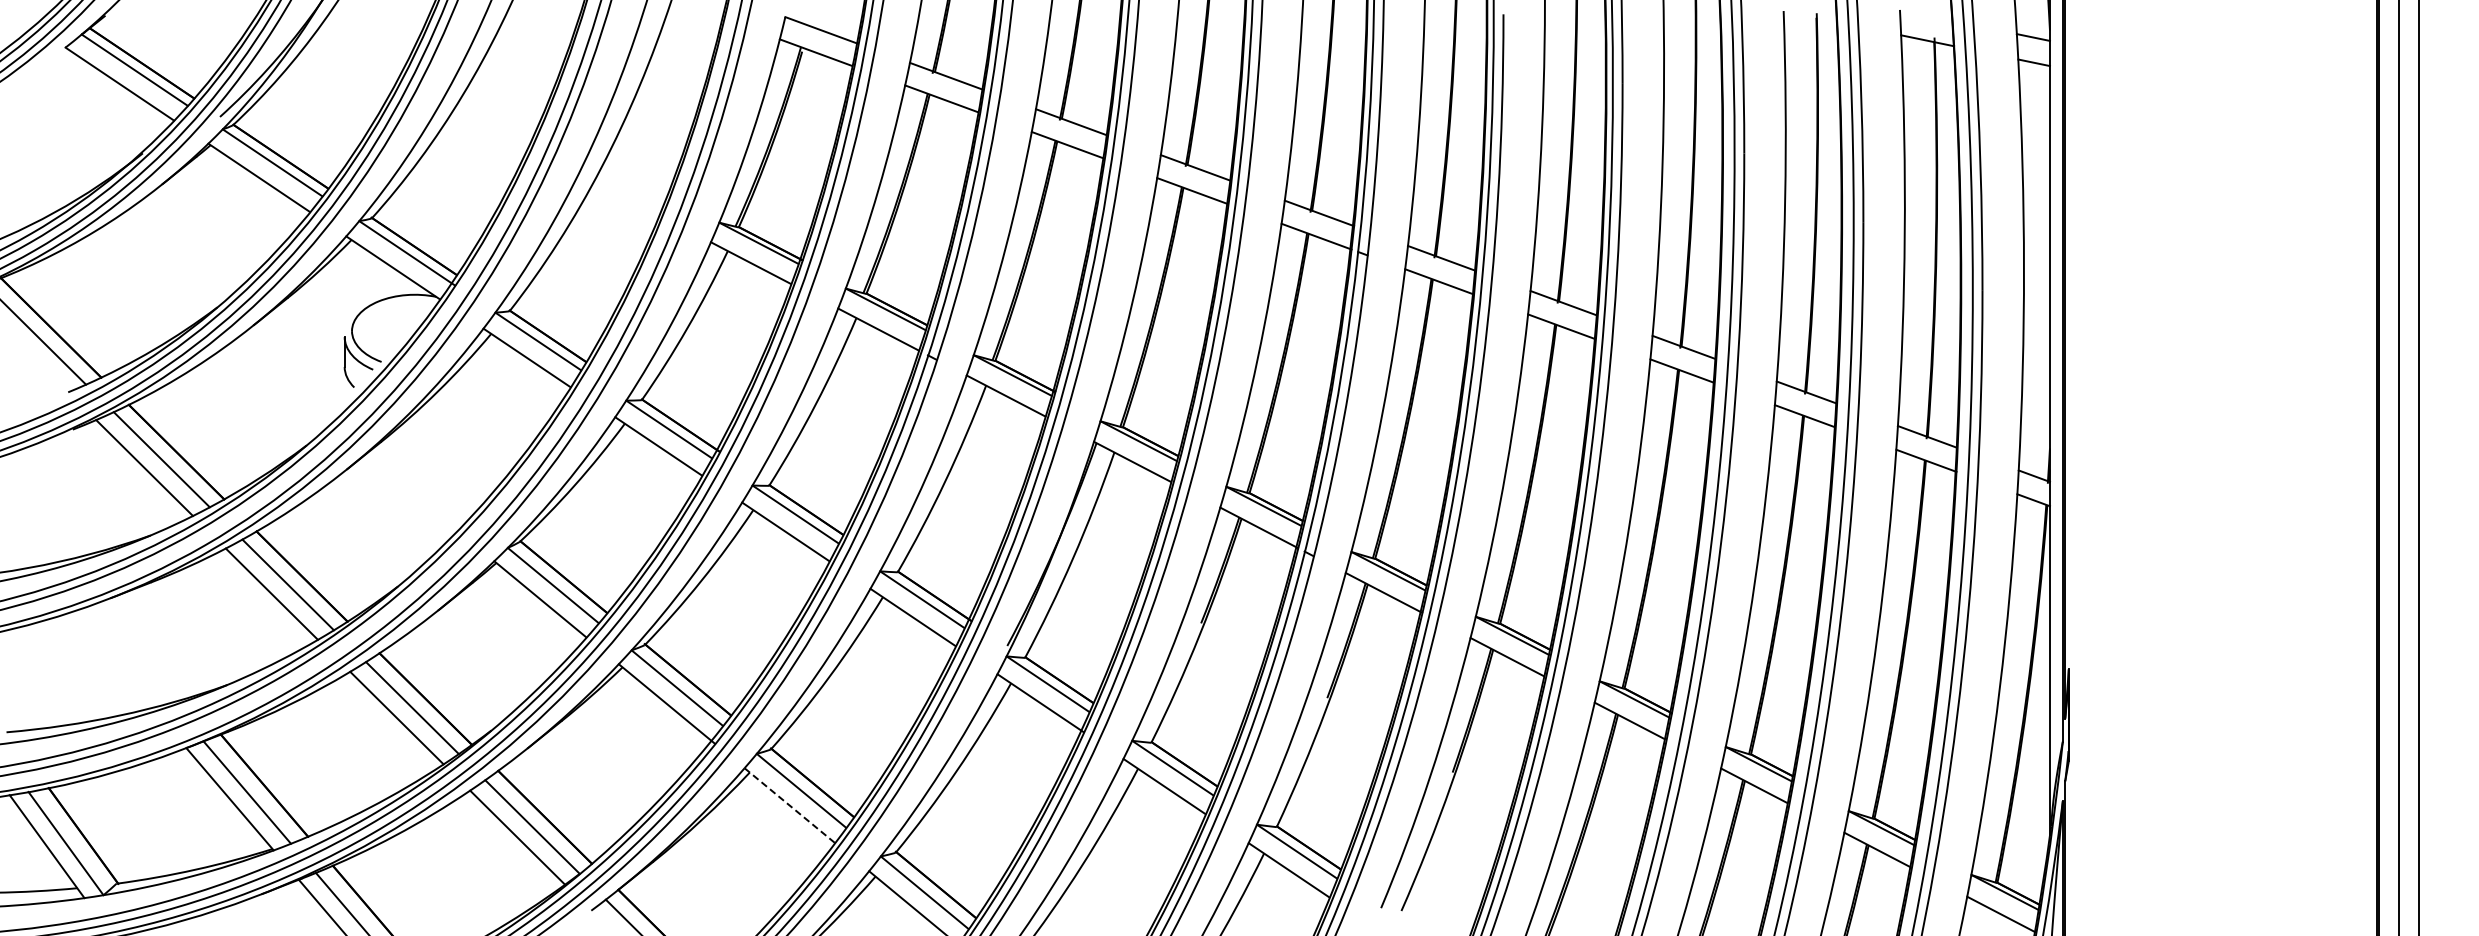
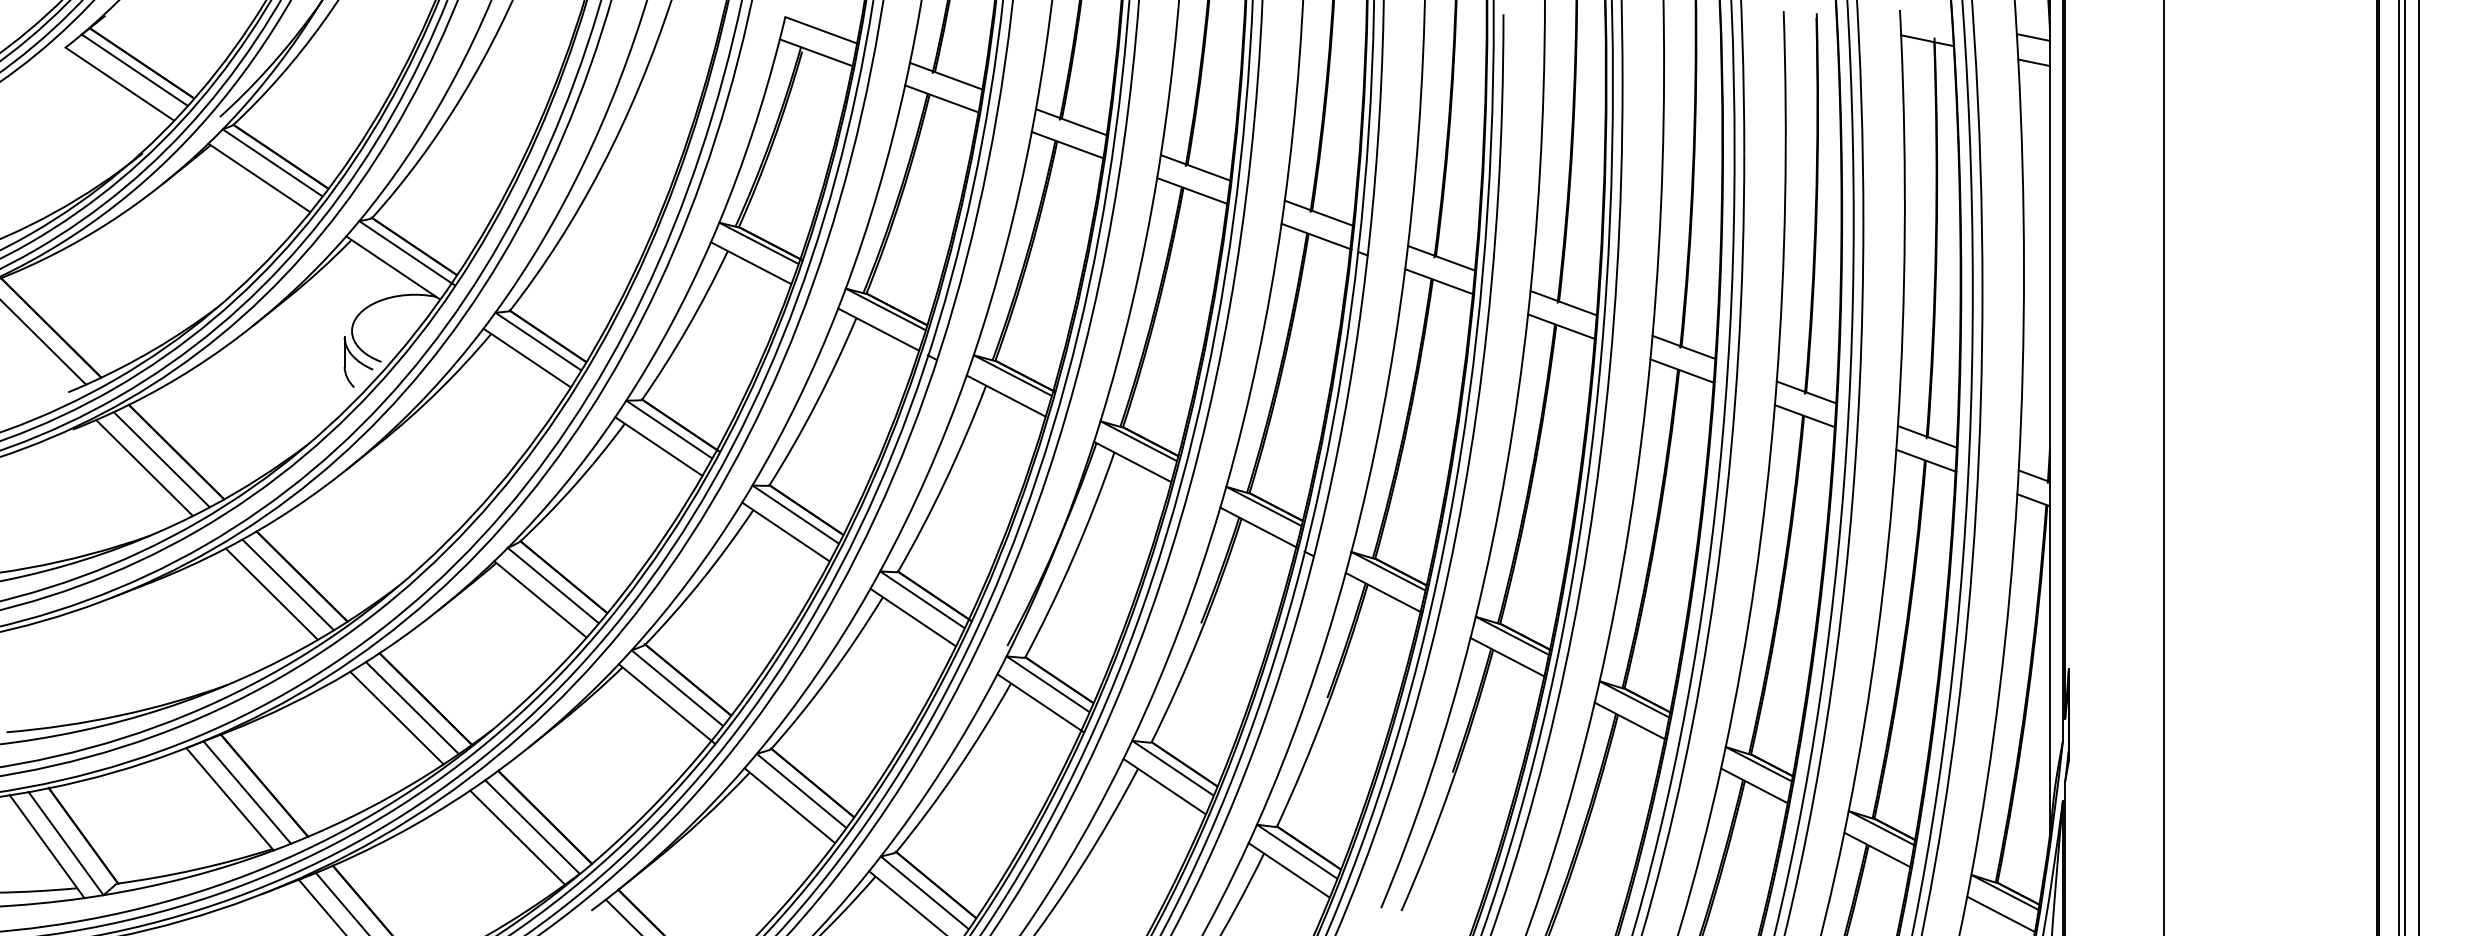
line: none -> present (2164, 467)
line: none -> present (2404, 467)
line: dashed -> solid (789, 805)
